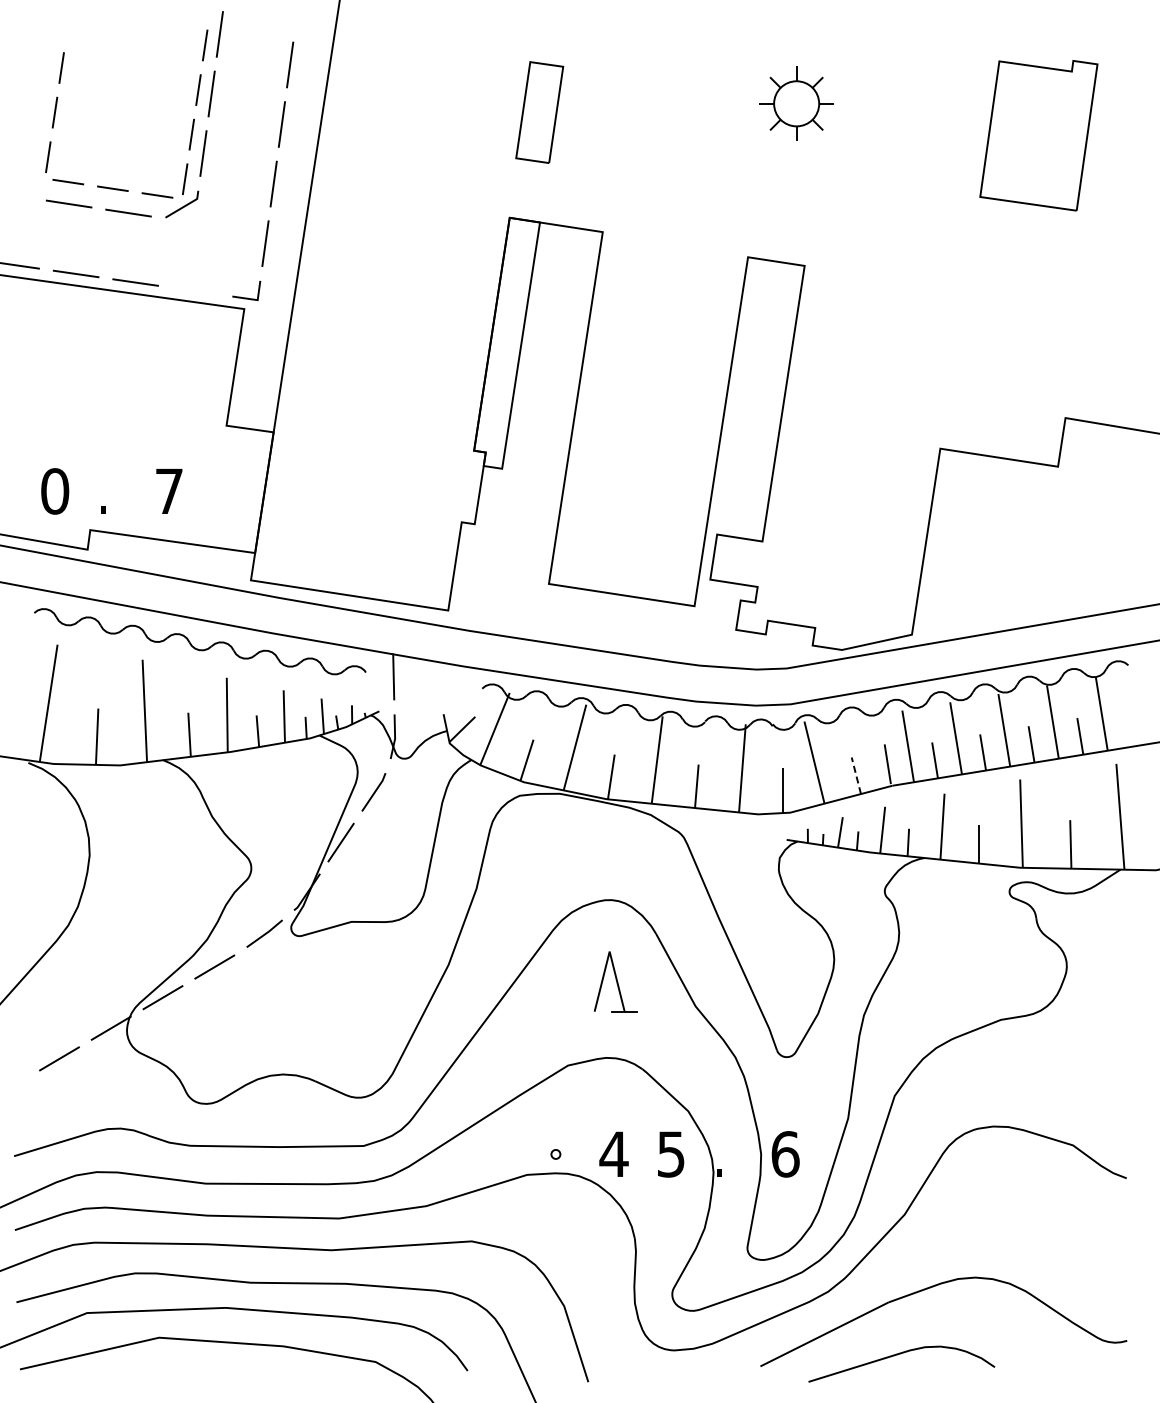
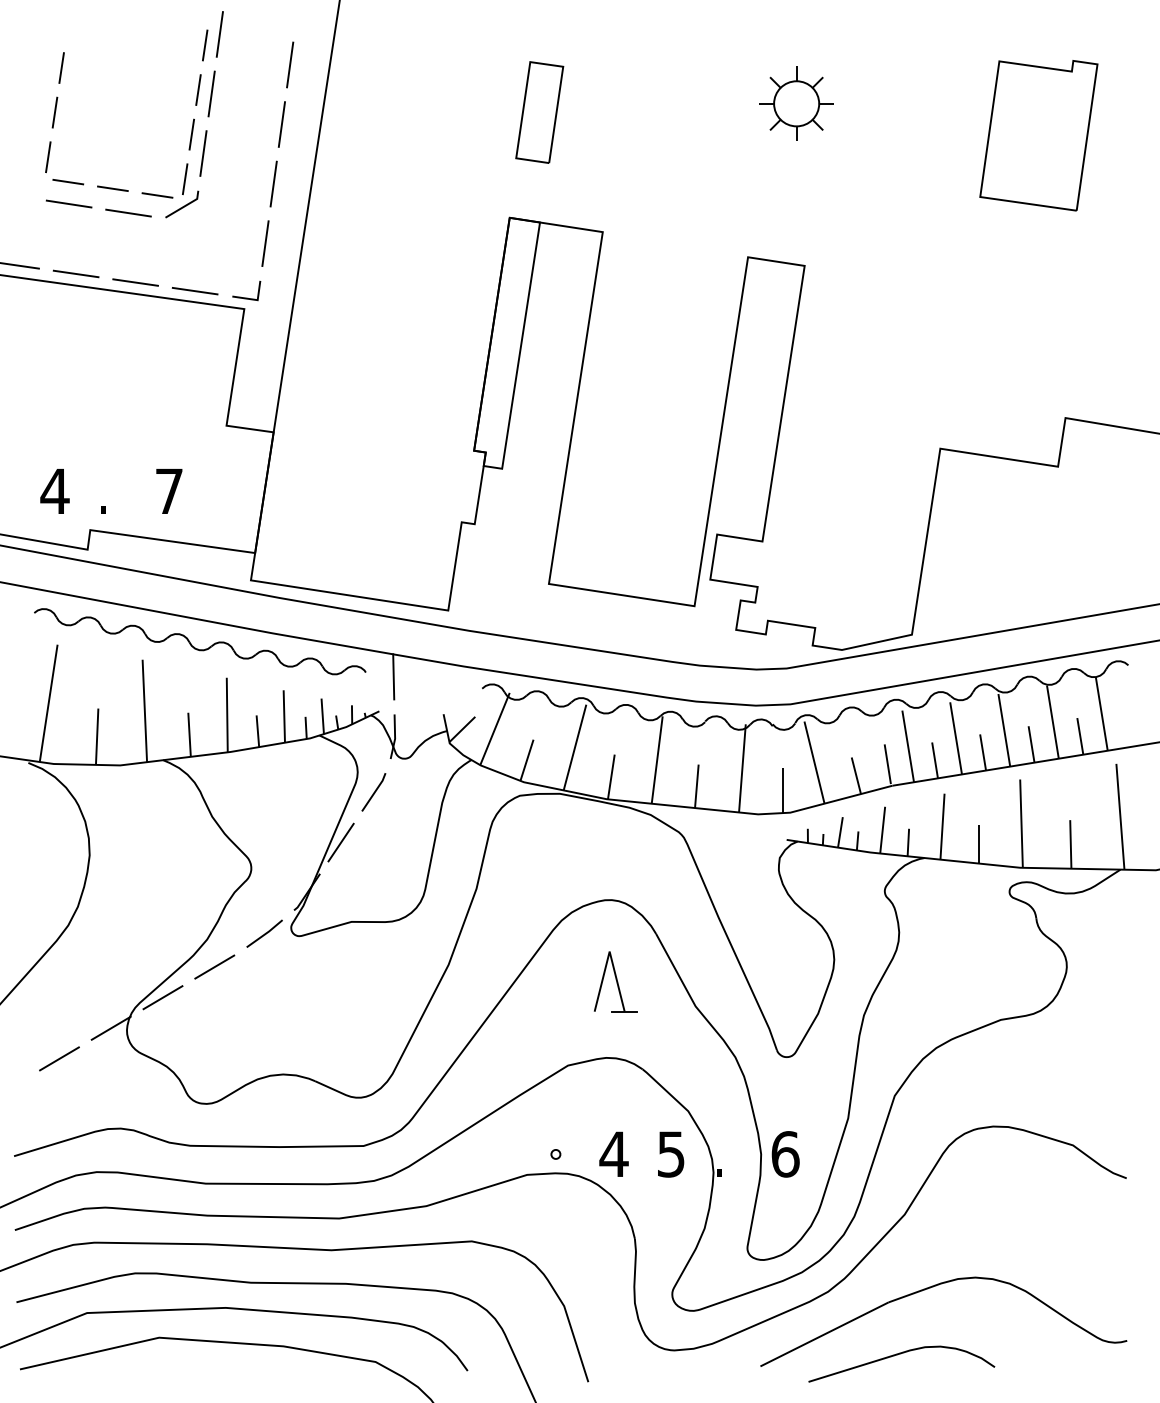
line: none -> present (194, 290)
text: 0 -> 4 (54, 491)
line: dashed -> solid (856, 775)
